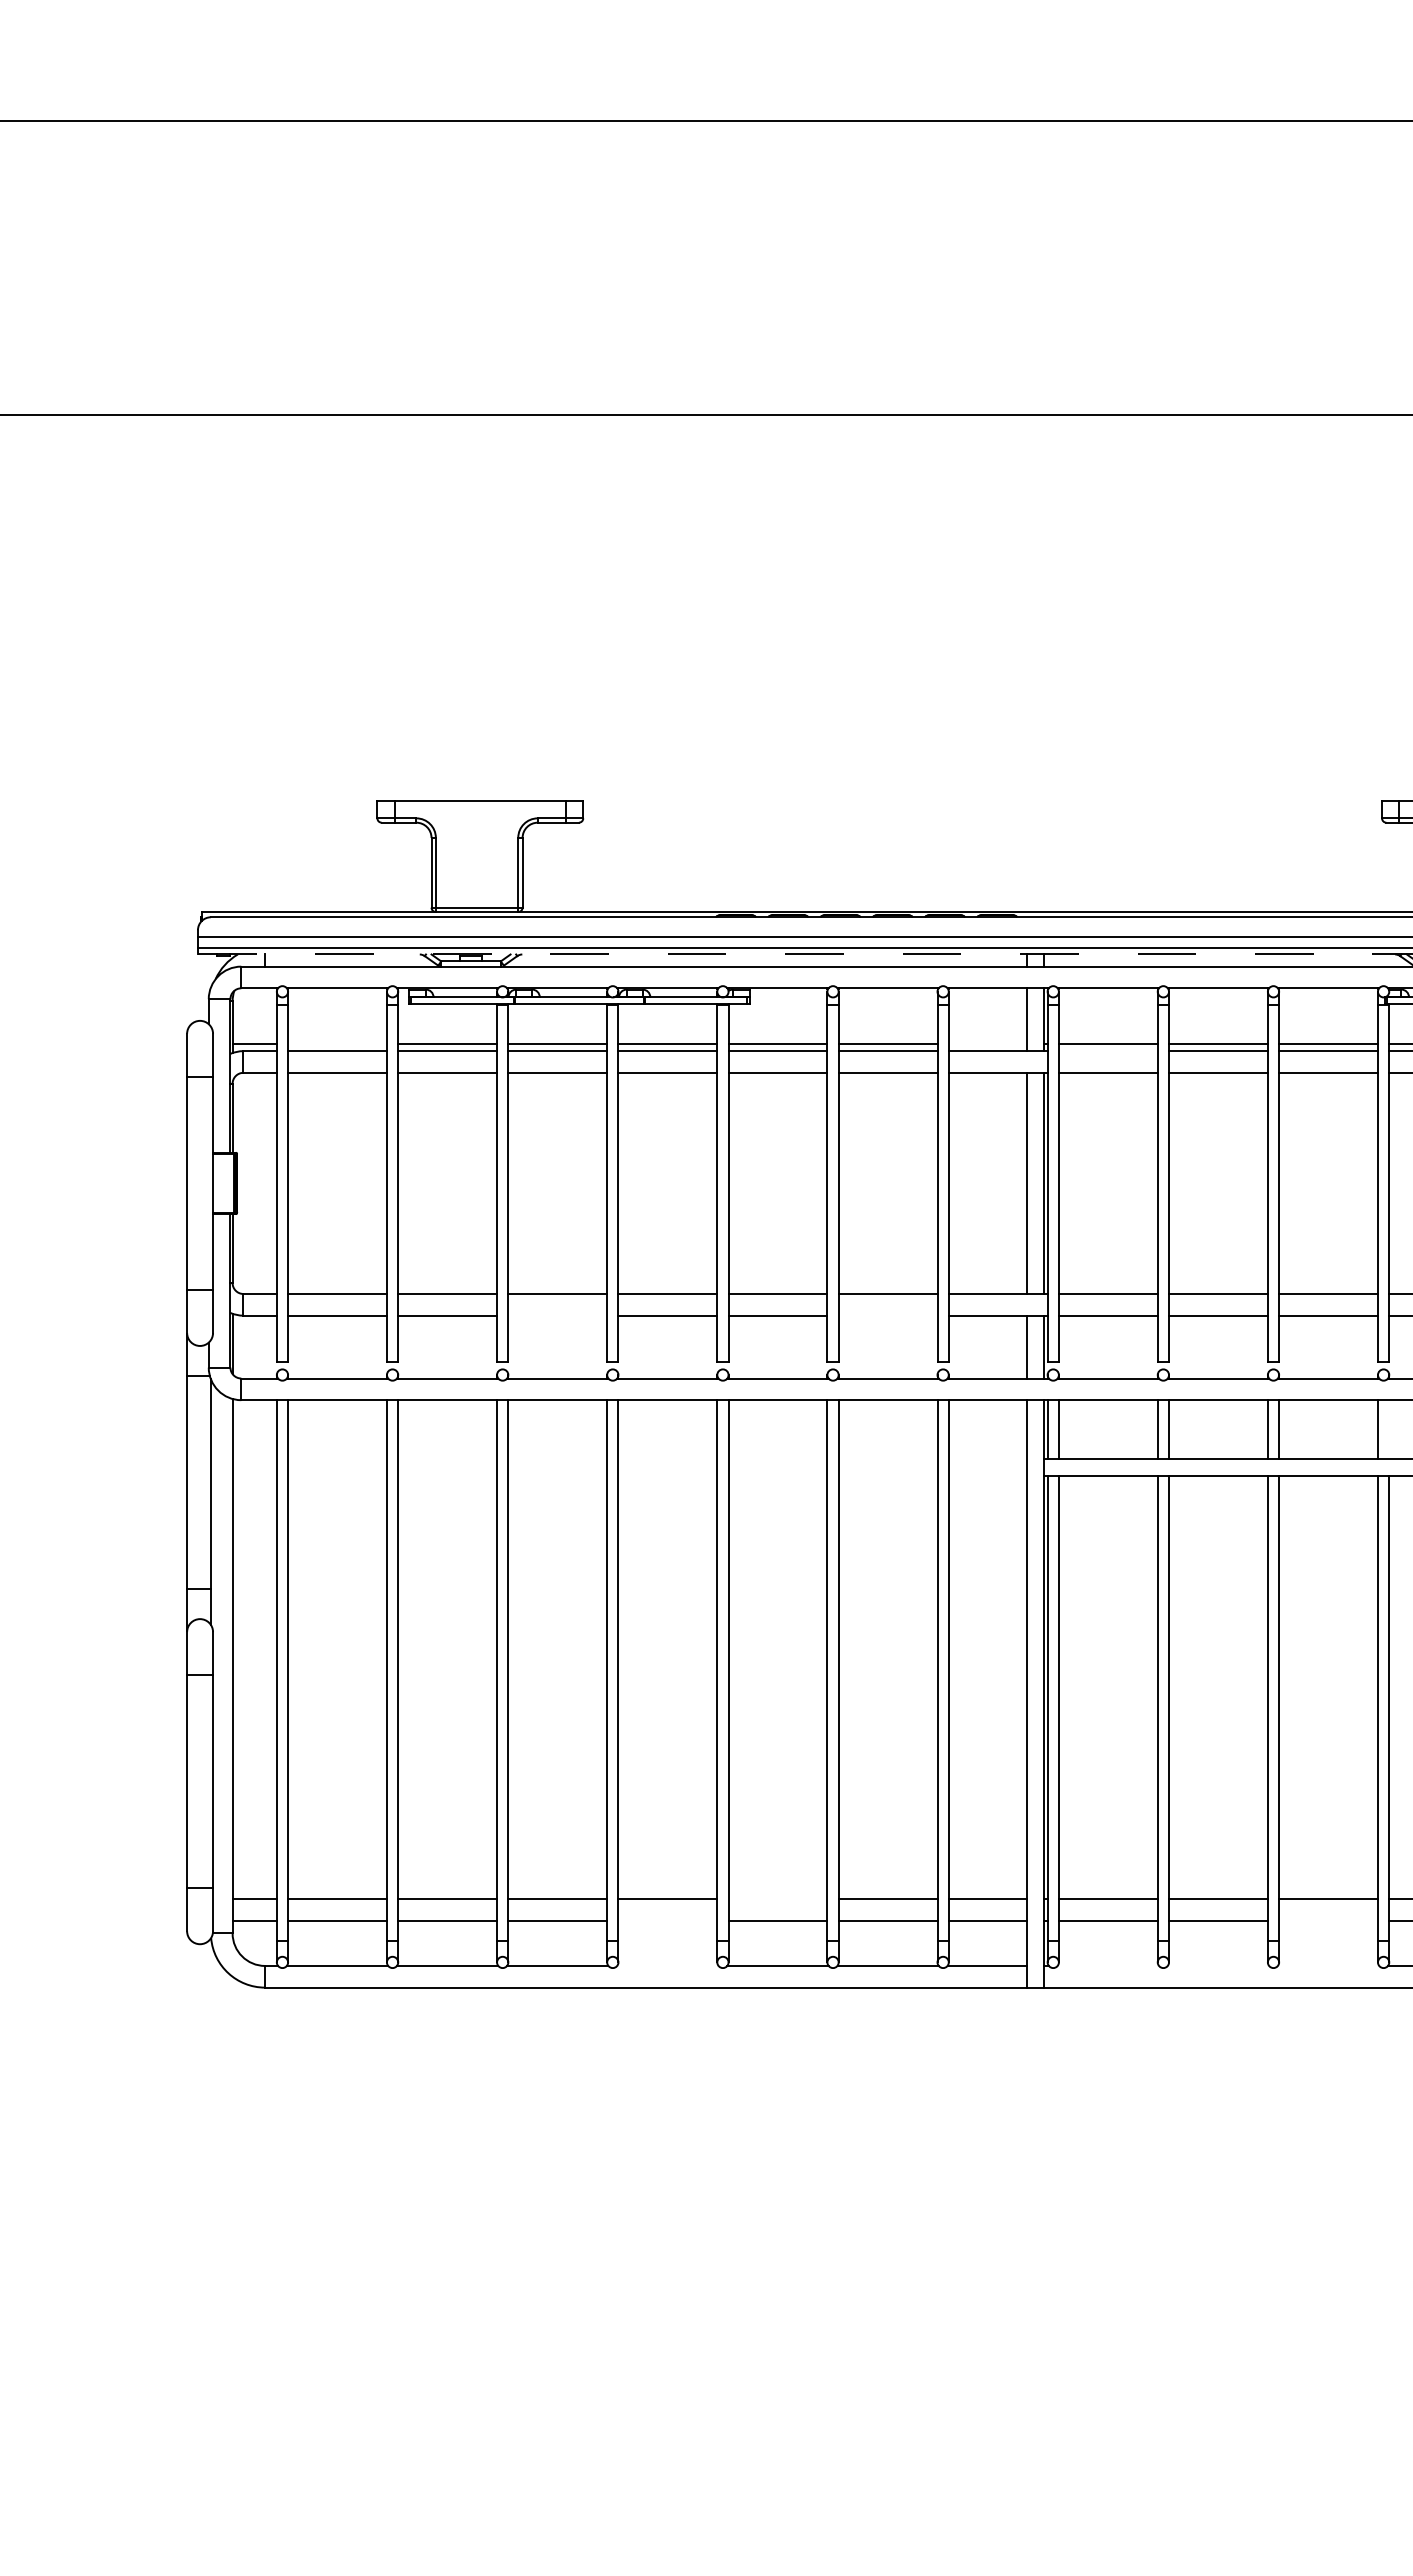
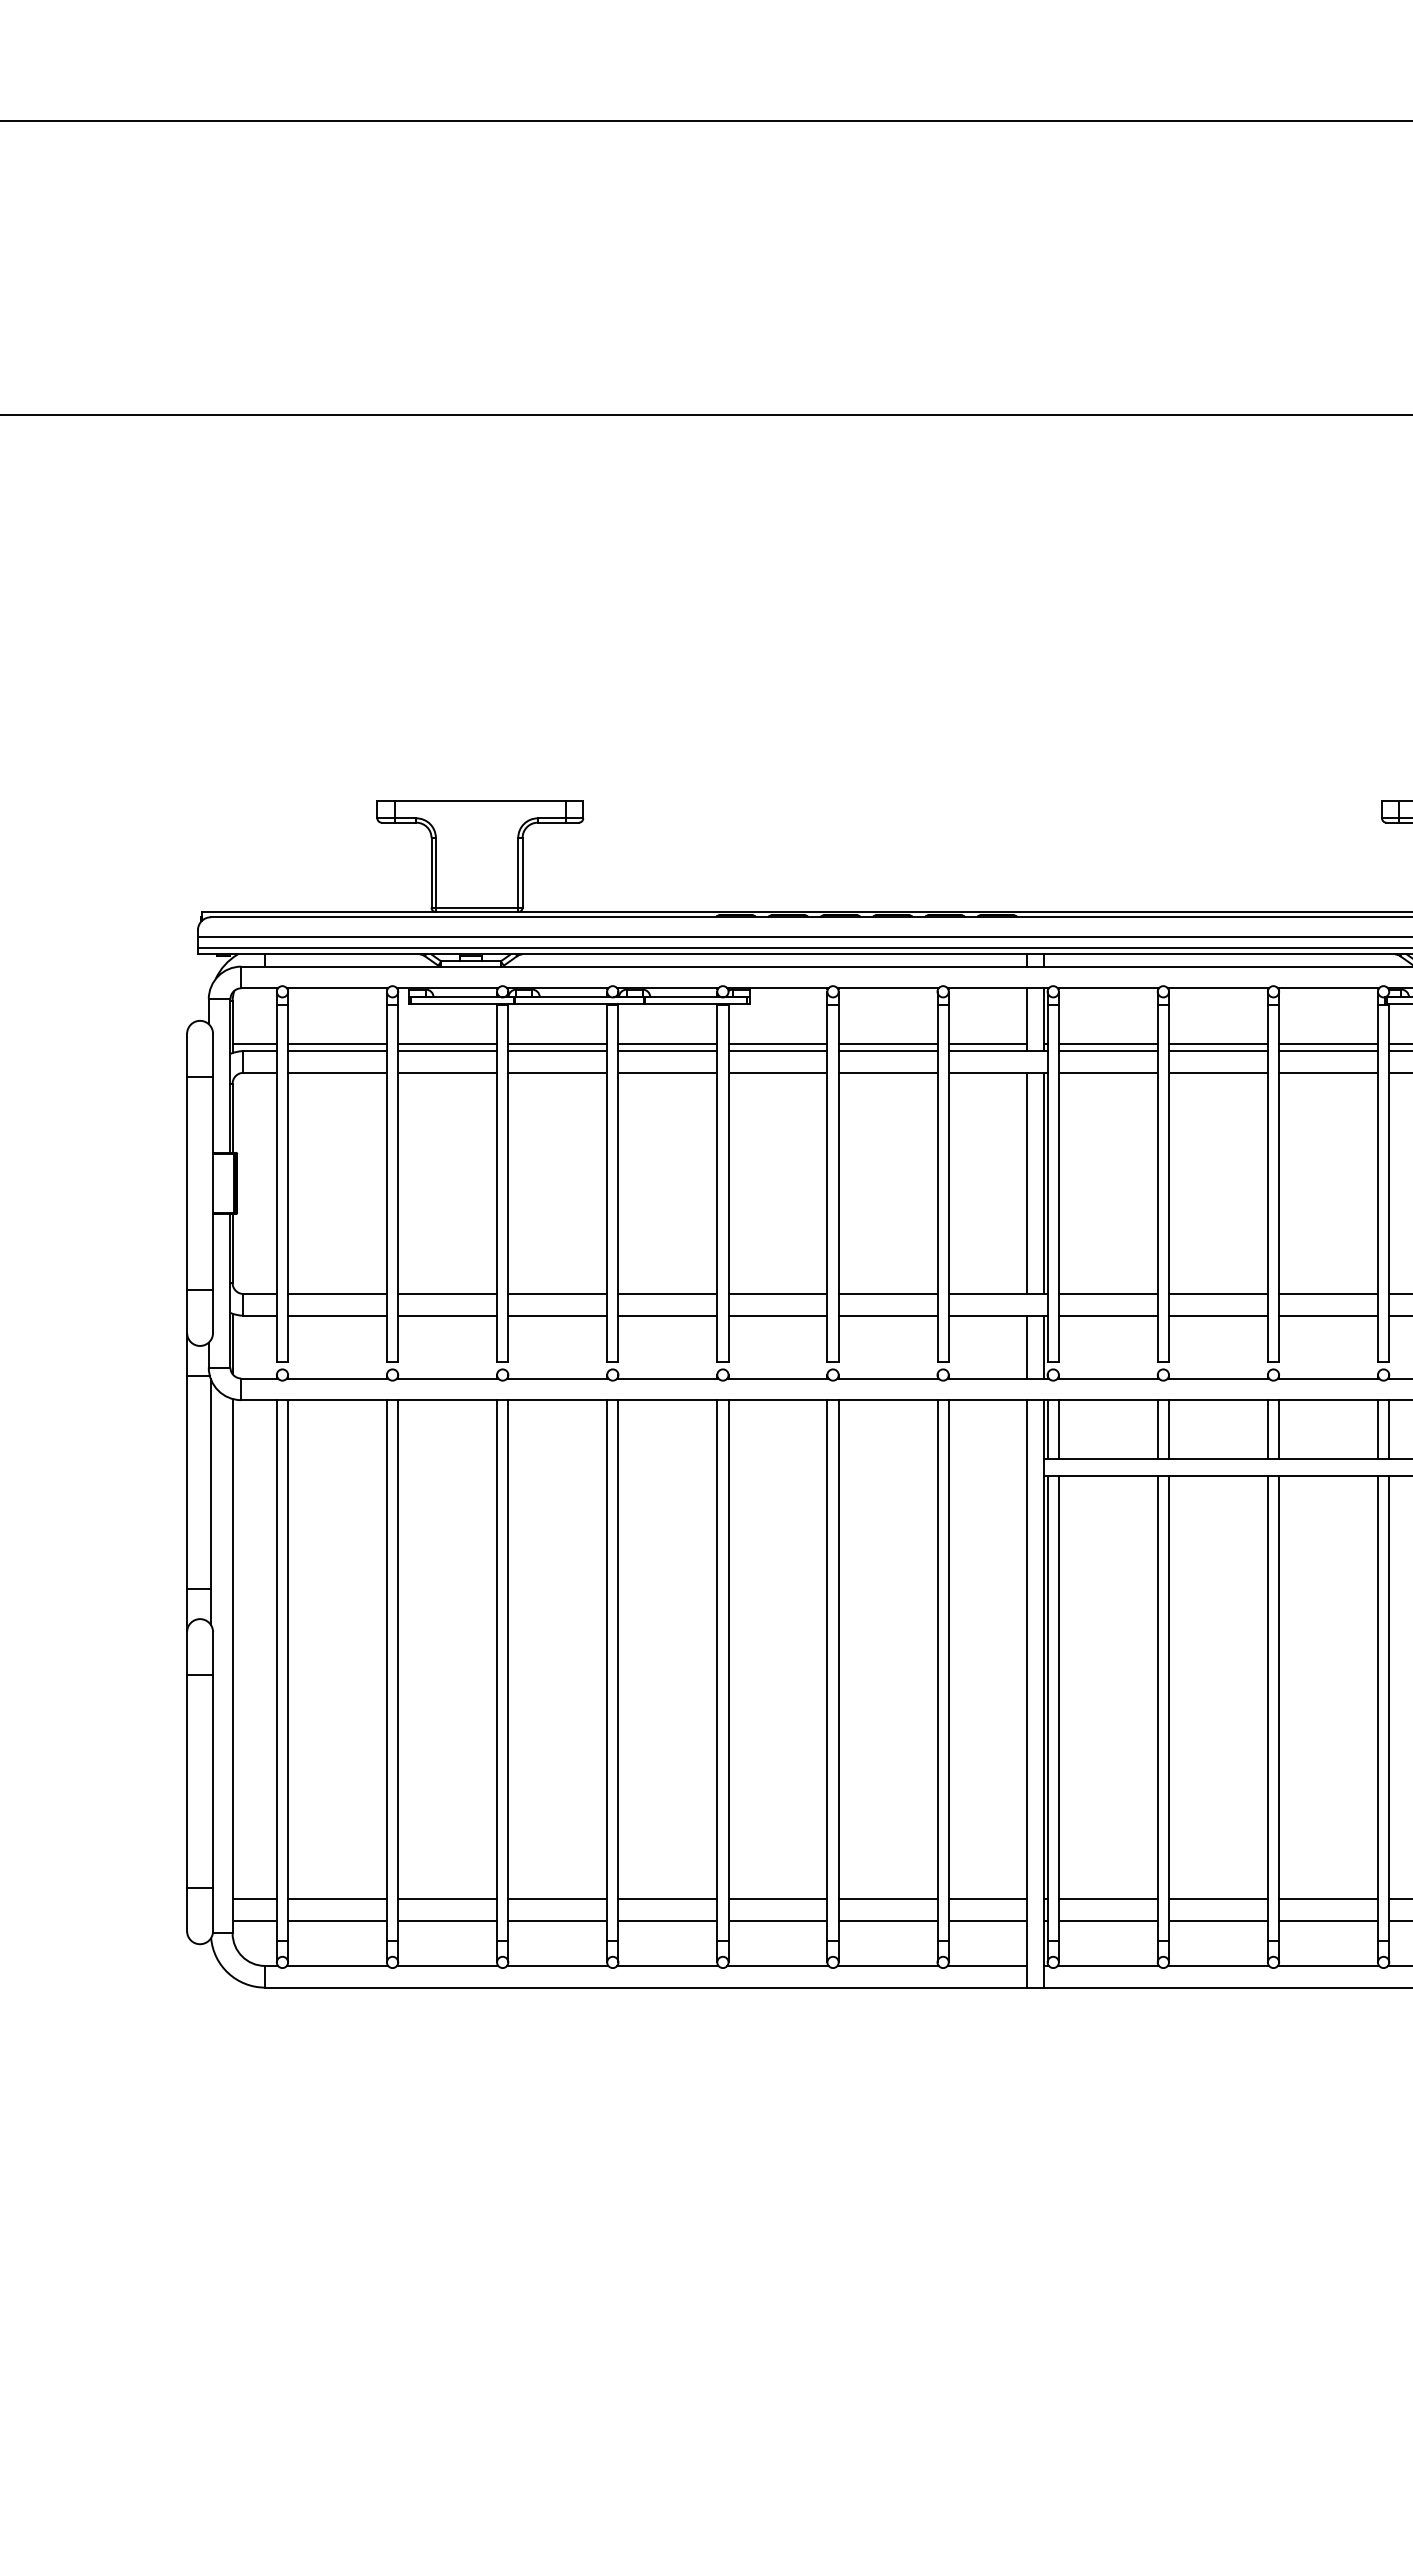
line: dashed -> solid (805, 954)
line: none -> present (337, 1044)
line: none -> present (987, 1044)
line: none -> present (1107, 1051)
line: none -> present (557, 1315)
line: none -> present (887, 1315)
line: none -> present (1389, 1429)
line: none -> present (777, 1898)
line: none -> present (667, 1920)
line: none -> present (1328, 1920)
line: none -> present (667, 1965)
line: none -> present (1107, 1965)
line: none -> present (1218, 1965)
line: none -> present (1328, 1965)
